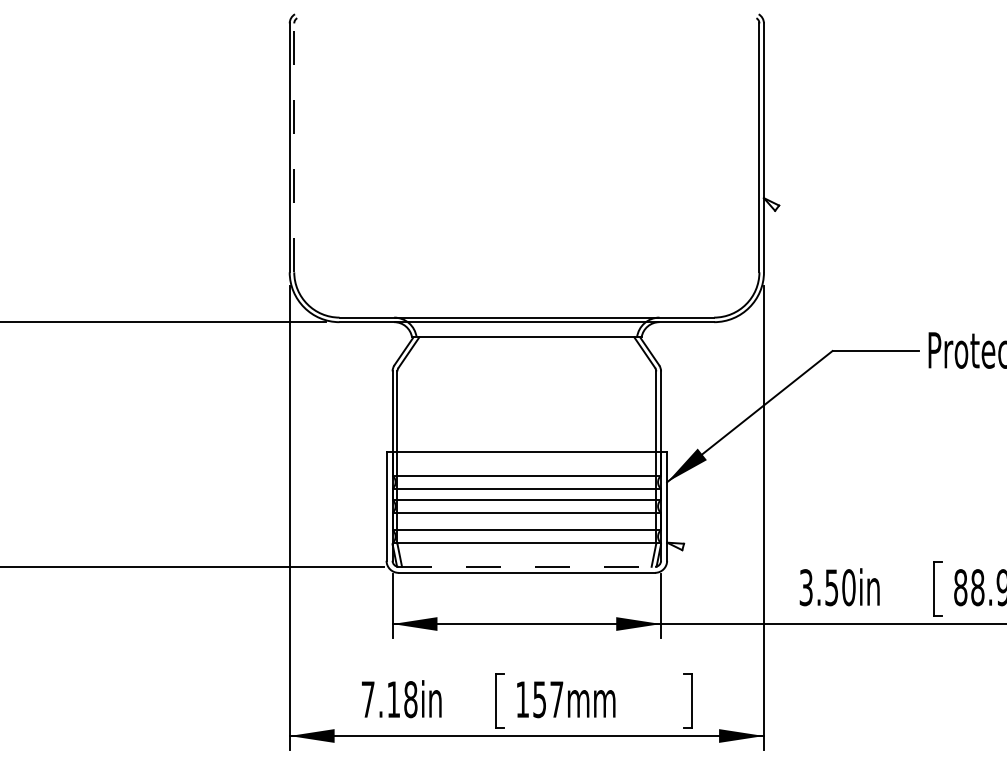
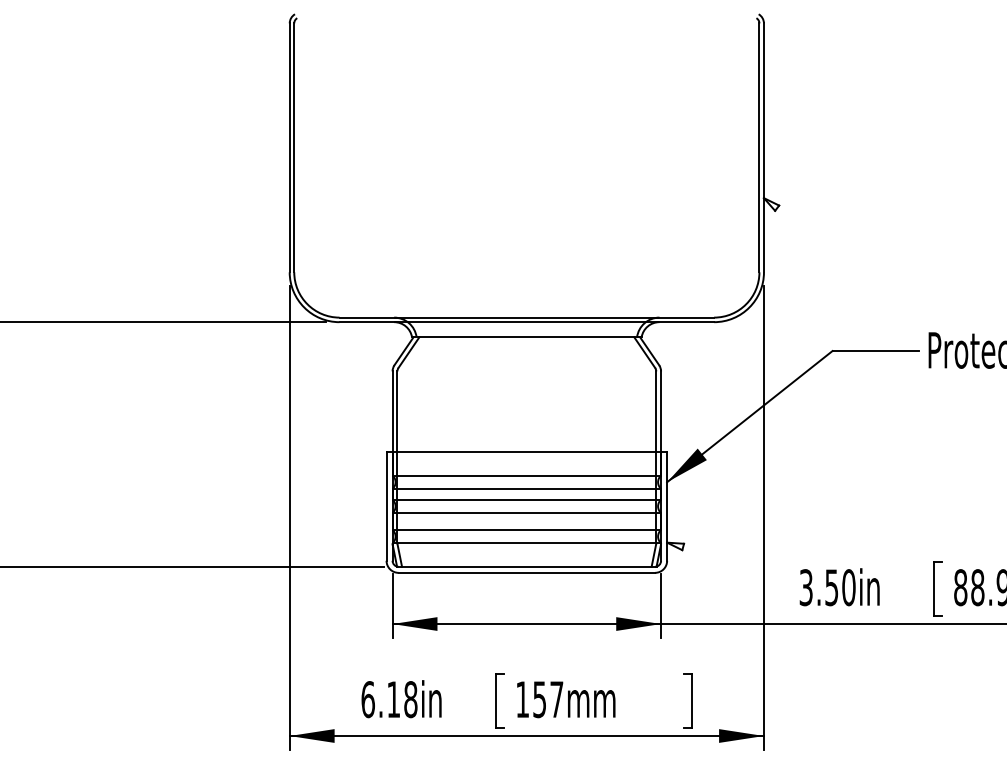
line: dashed -> solid (294, 147)
line: dashed -> solid (526, 566)
text: 7.18in -> 6.18in (367, 699)
